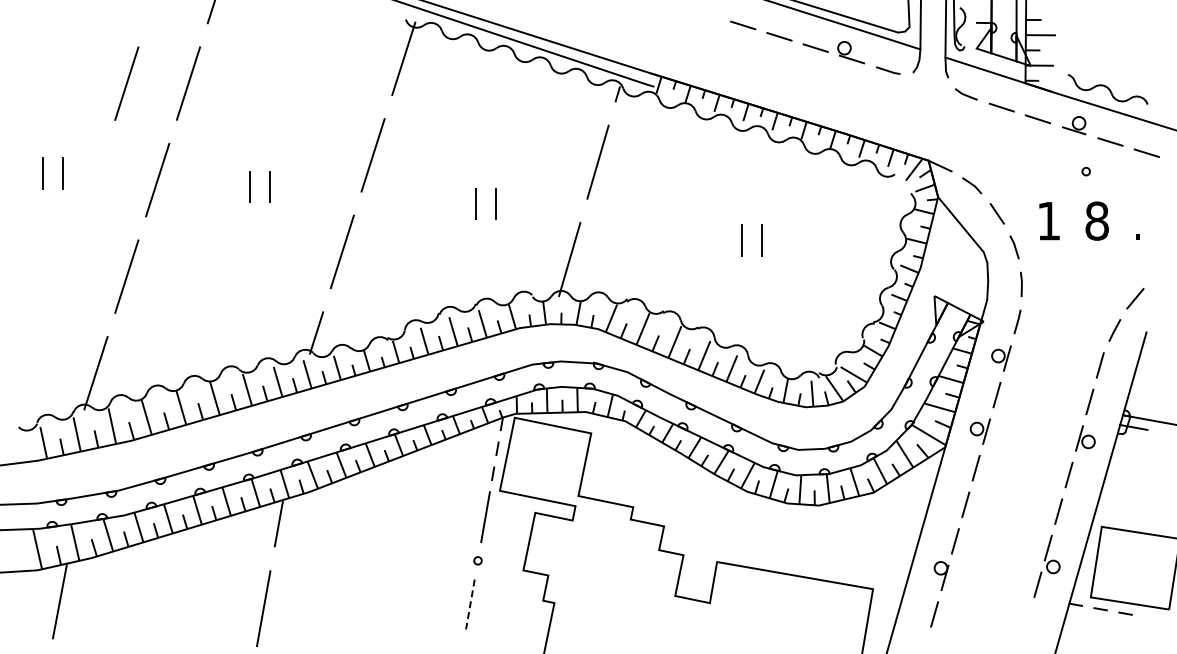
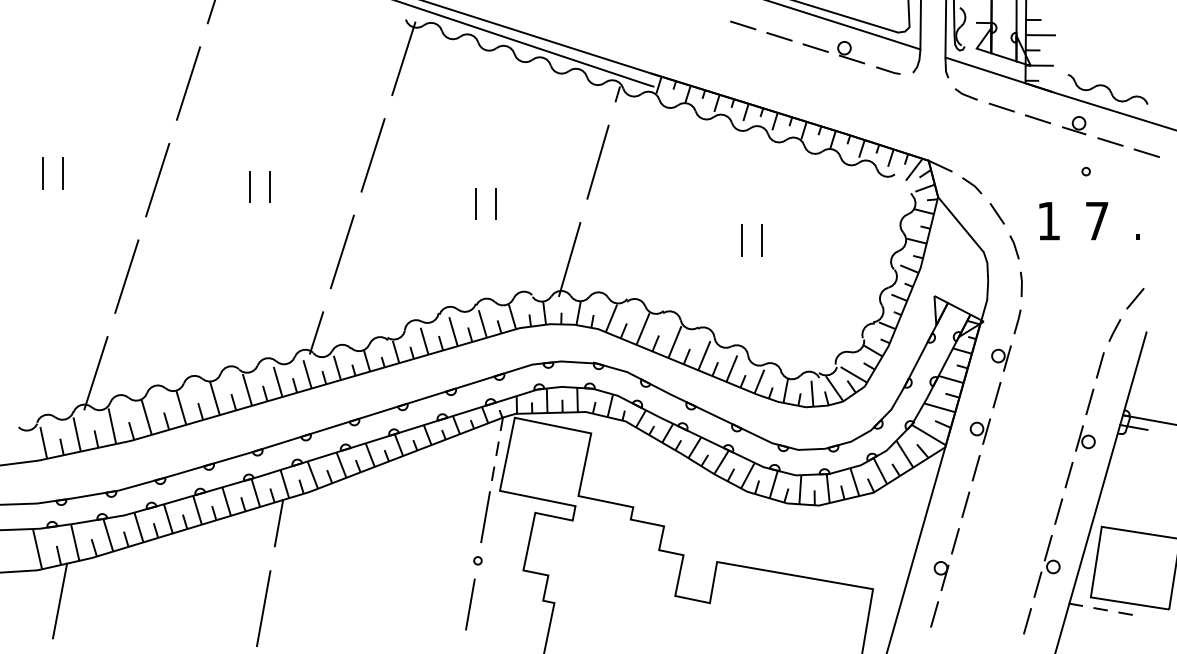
line: present -> none (126, 83)
text: 8 -> 7 (1096, 220)
line: dashed -> solid (470, 605)
line: none -> present (1027, 621)
